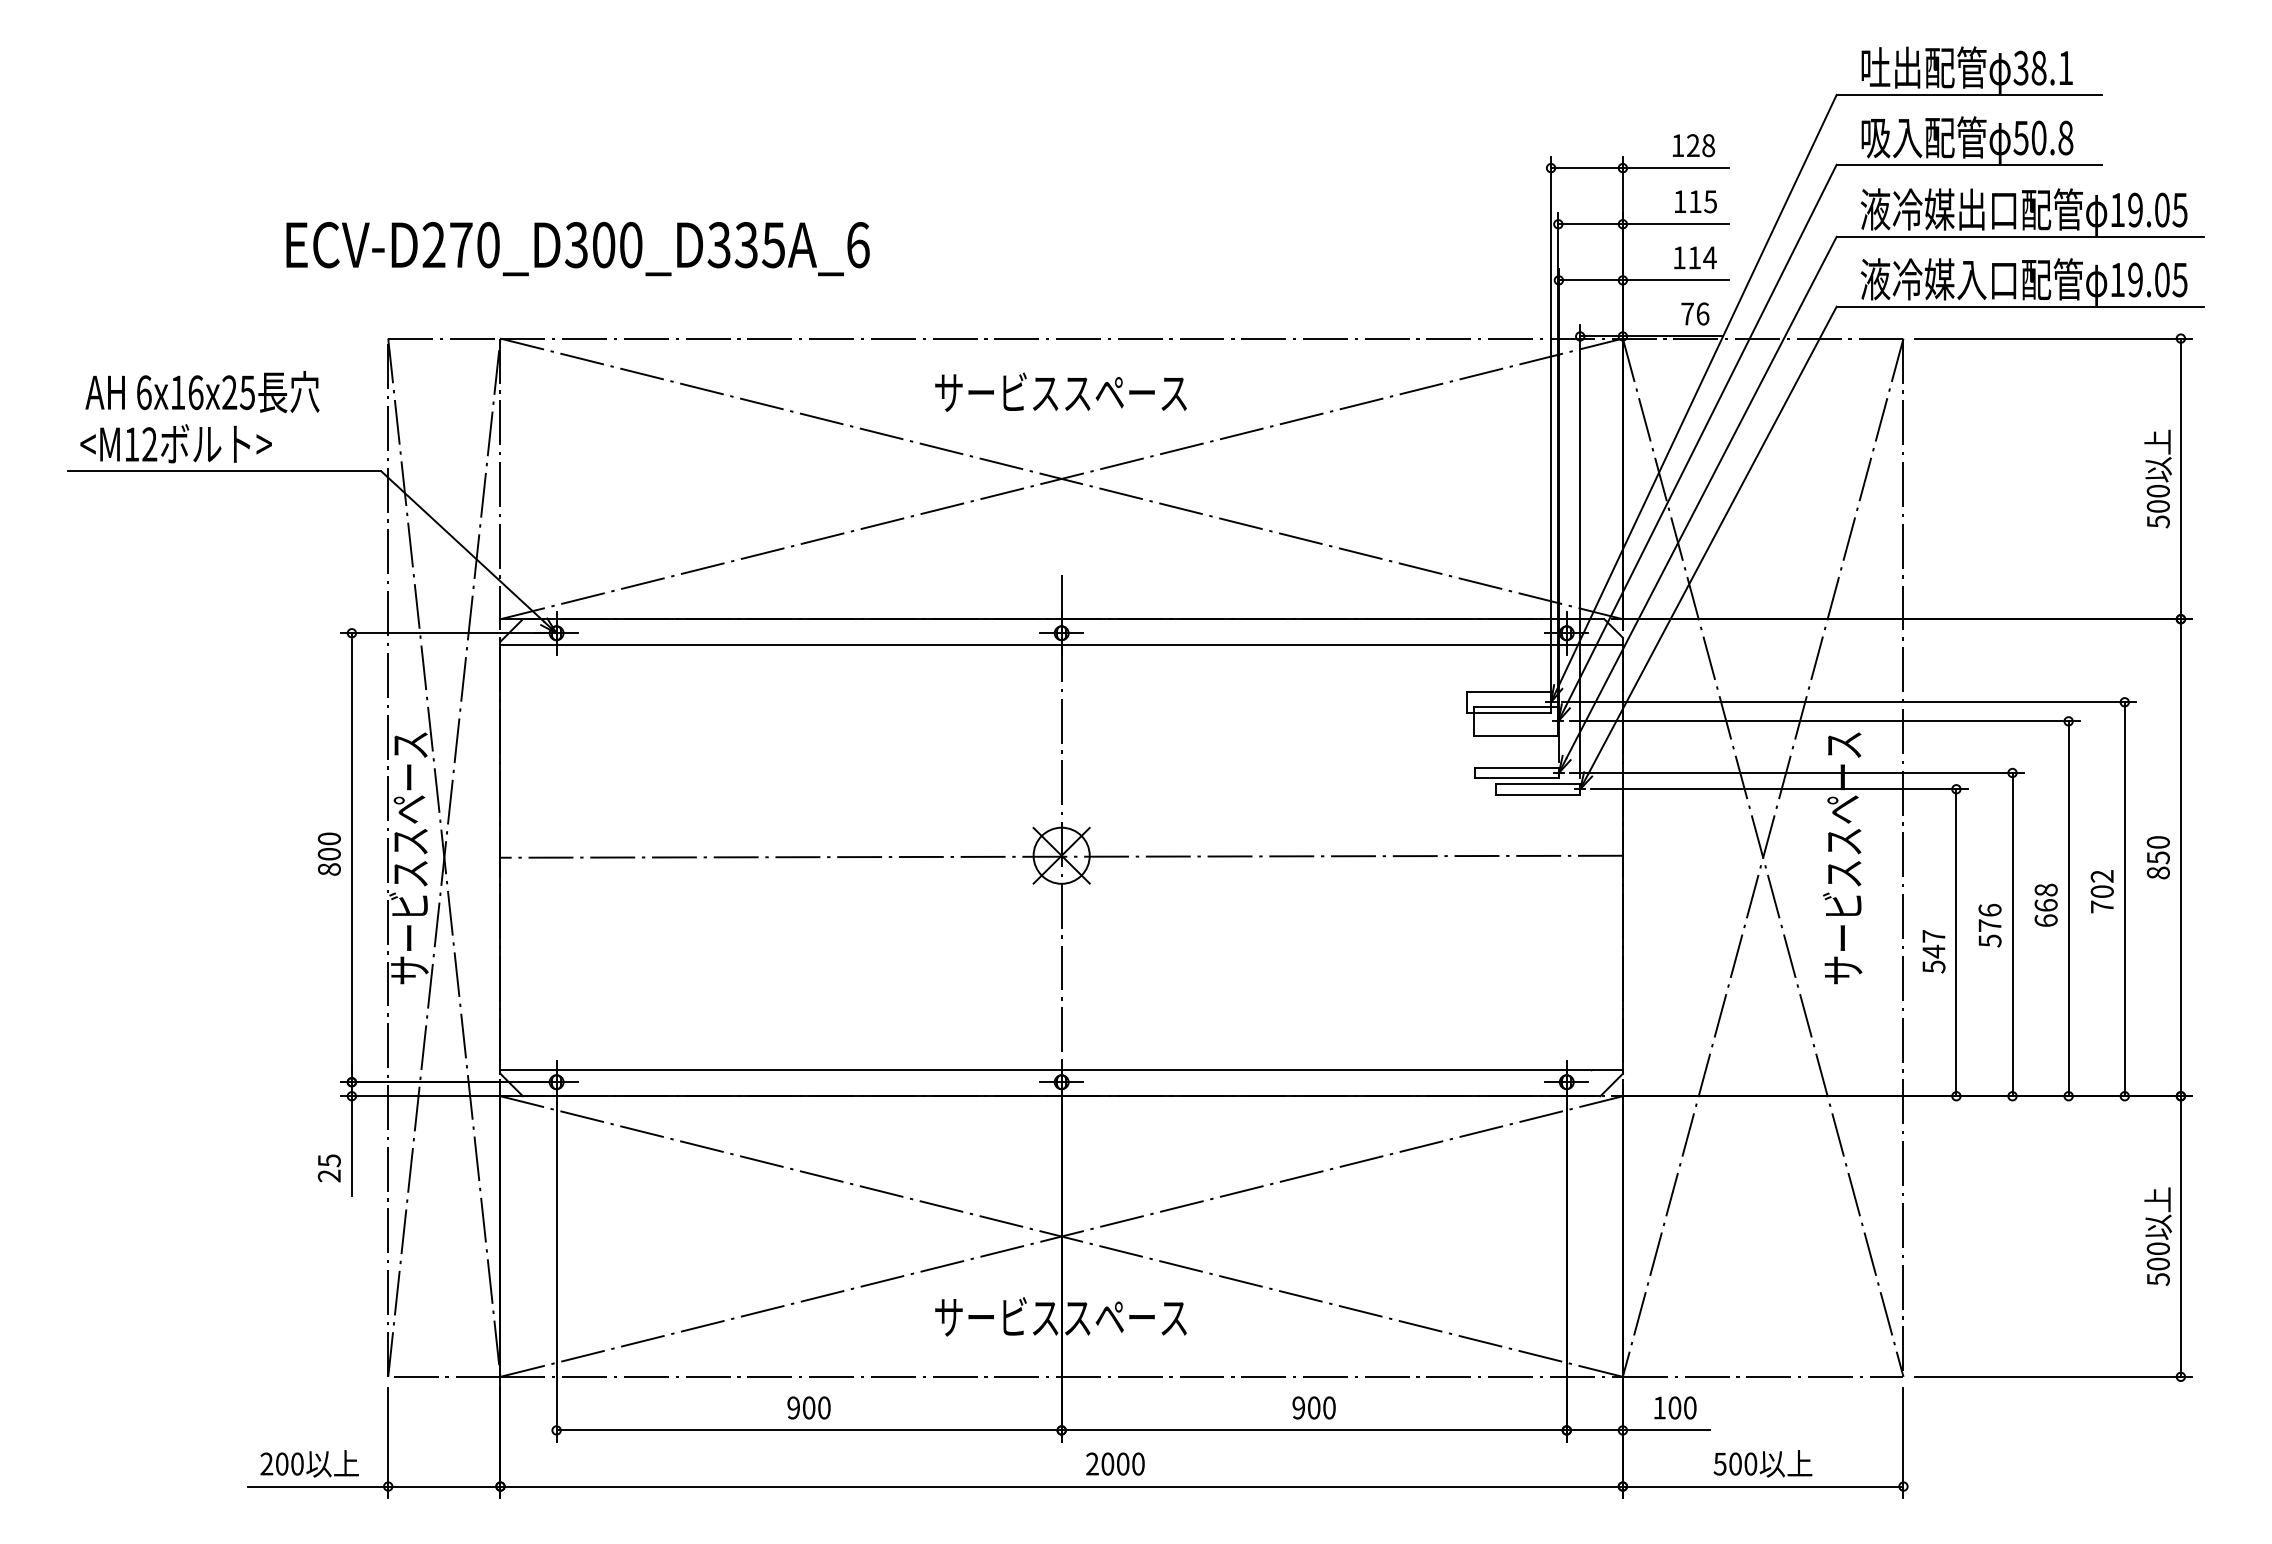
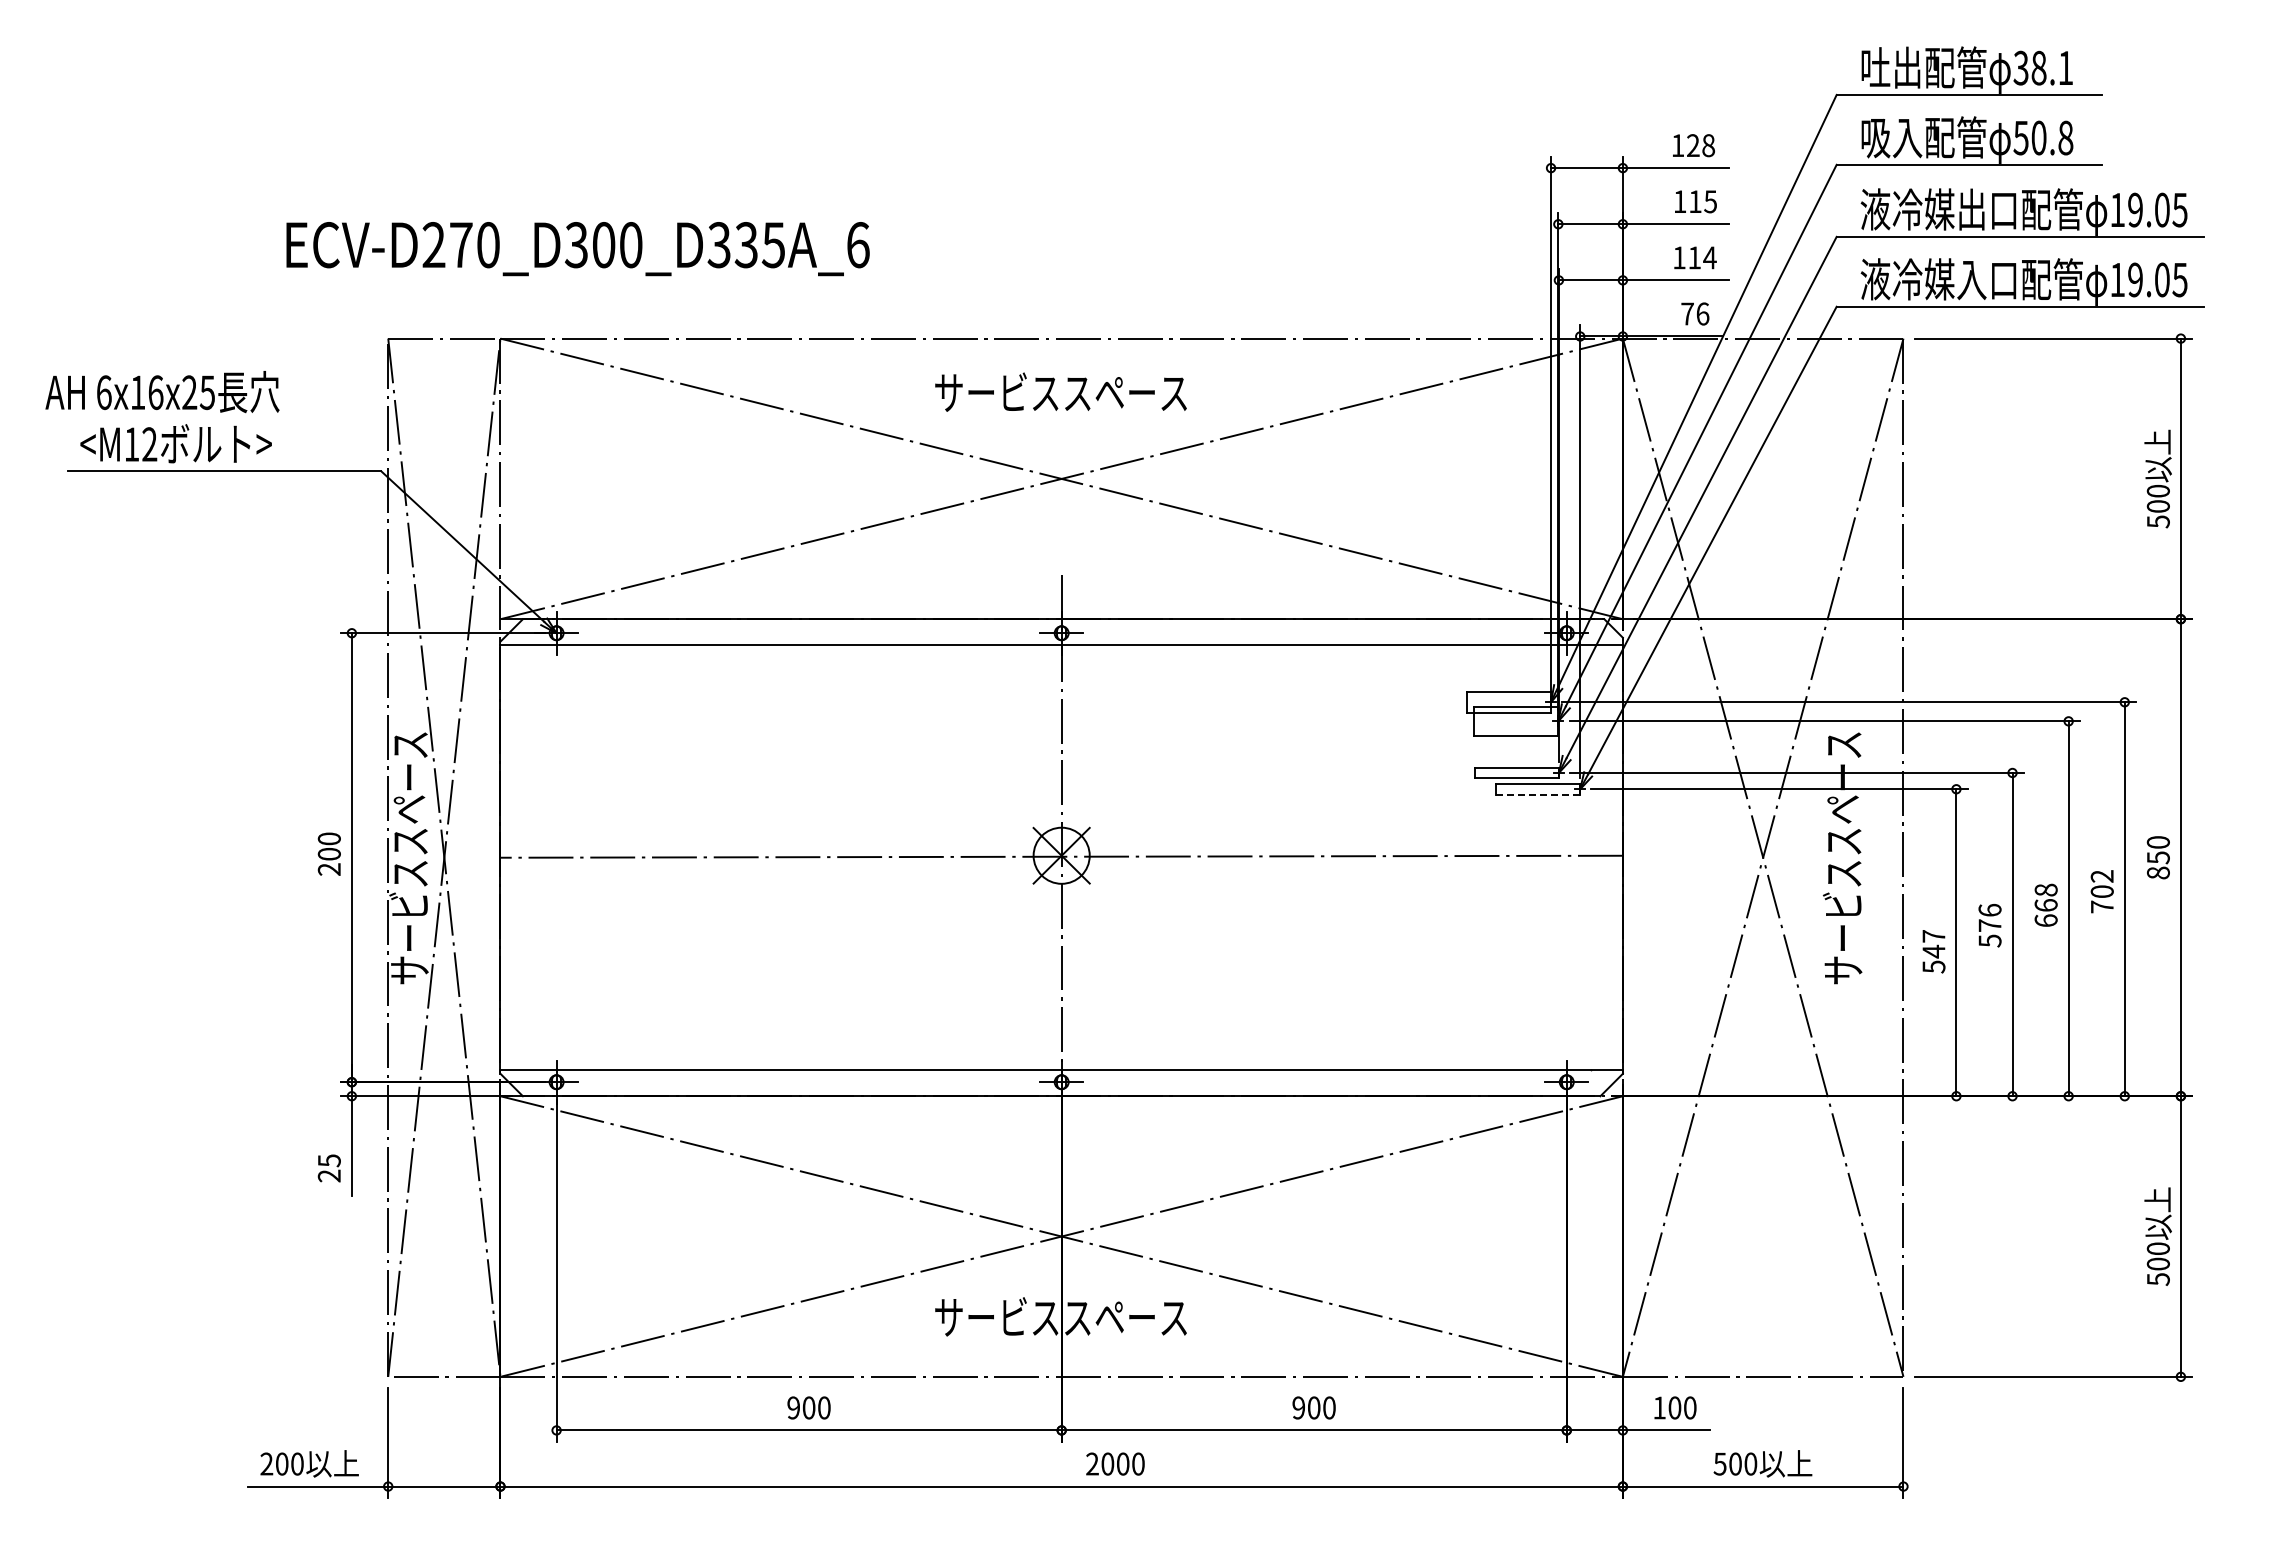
text position: (202, 392) -> (162, 392) (162, 392)
line: solid -> dashed (1538, 794)
text: 800 -> 200 (328, 869)
